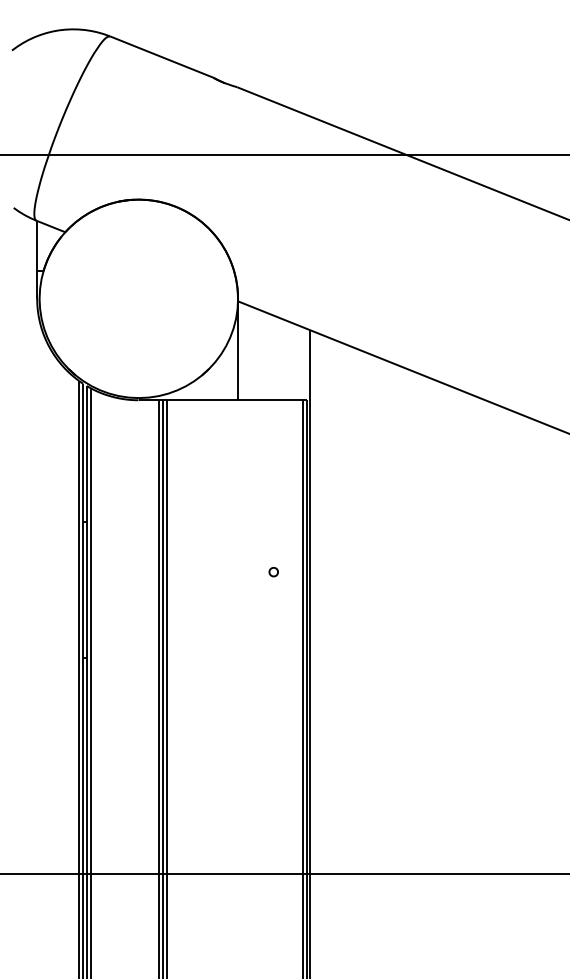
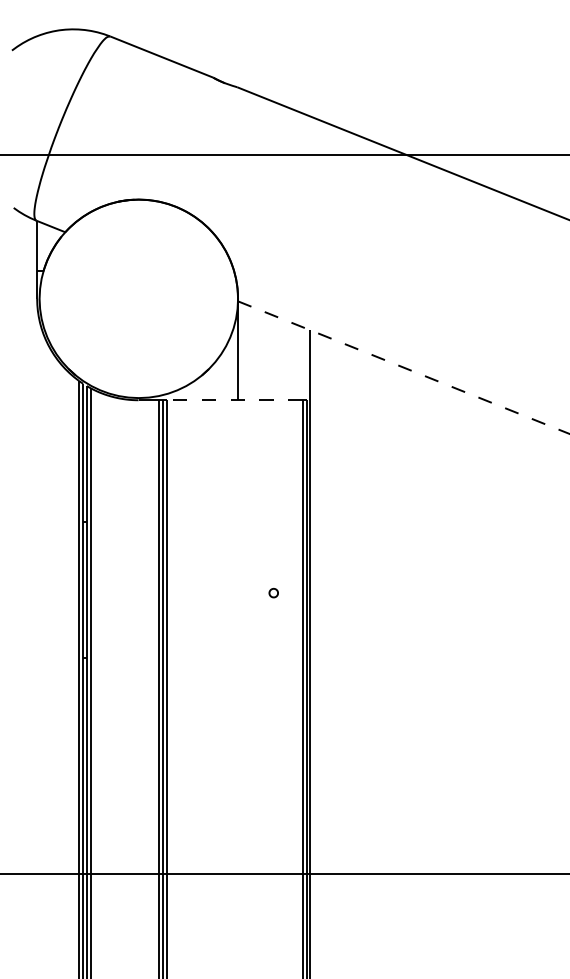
line: solid -> dashed (404, 367)
line: solid -> dashed (234, 400)
part position: (273, 571) -> (273, 592) (273, 592)
